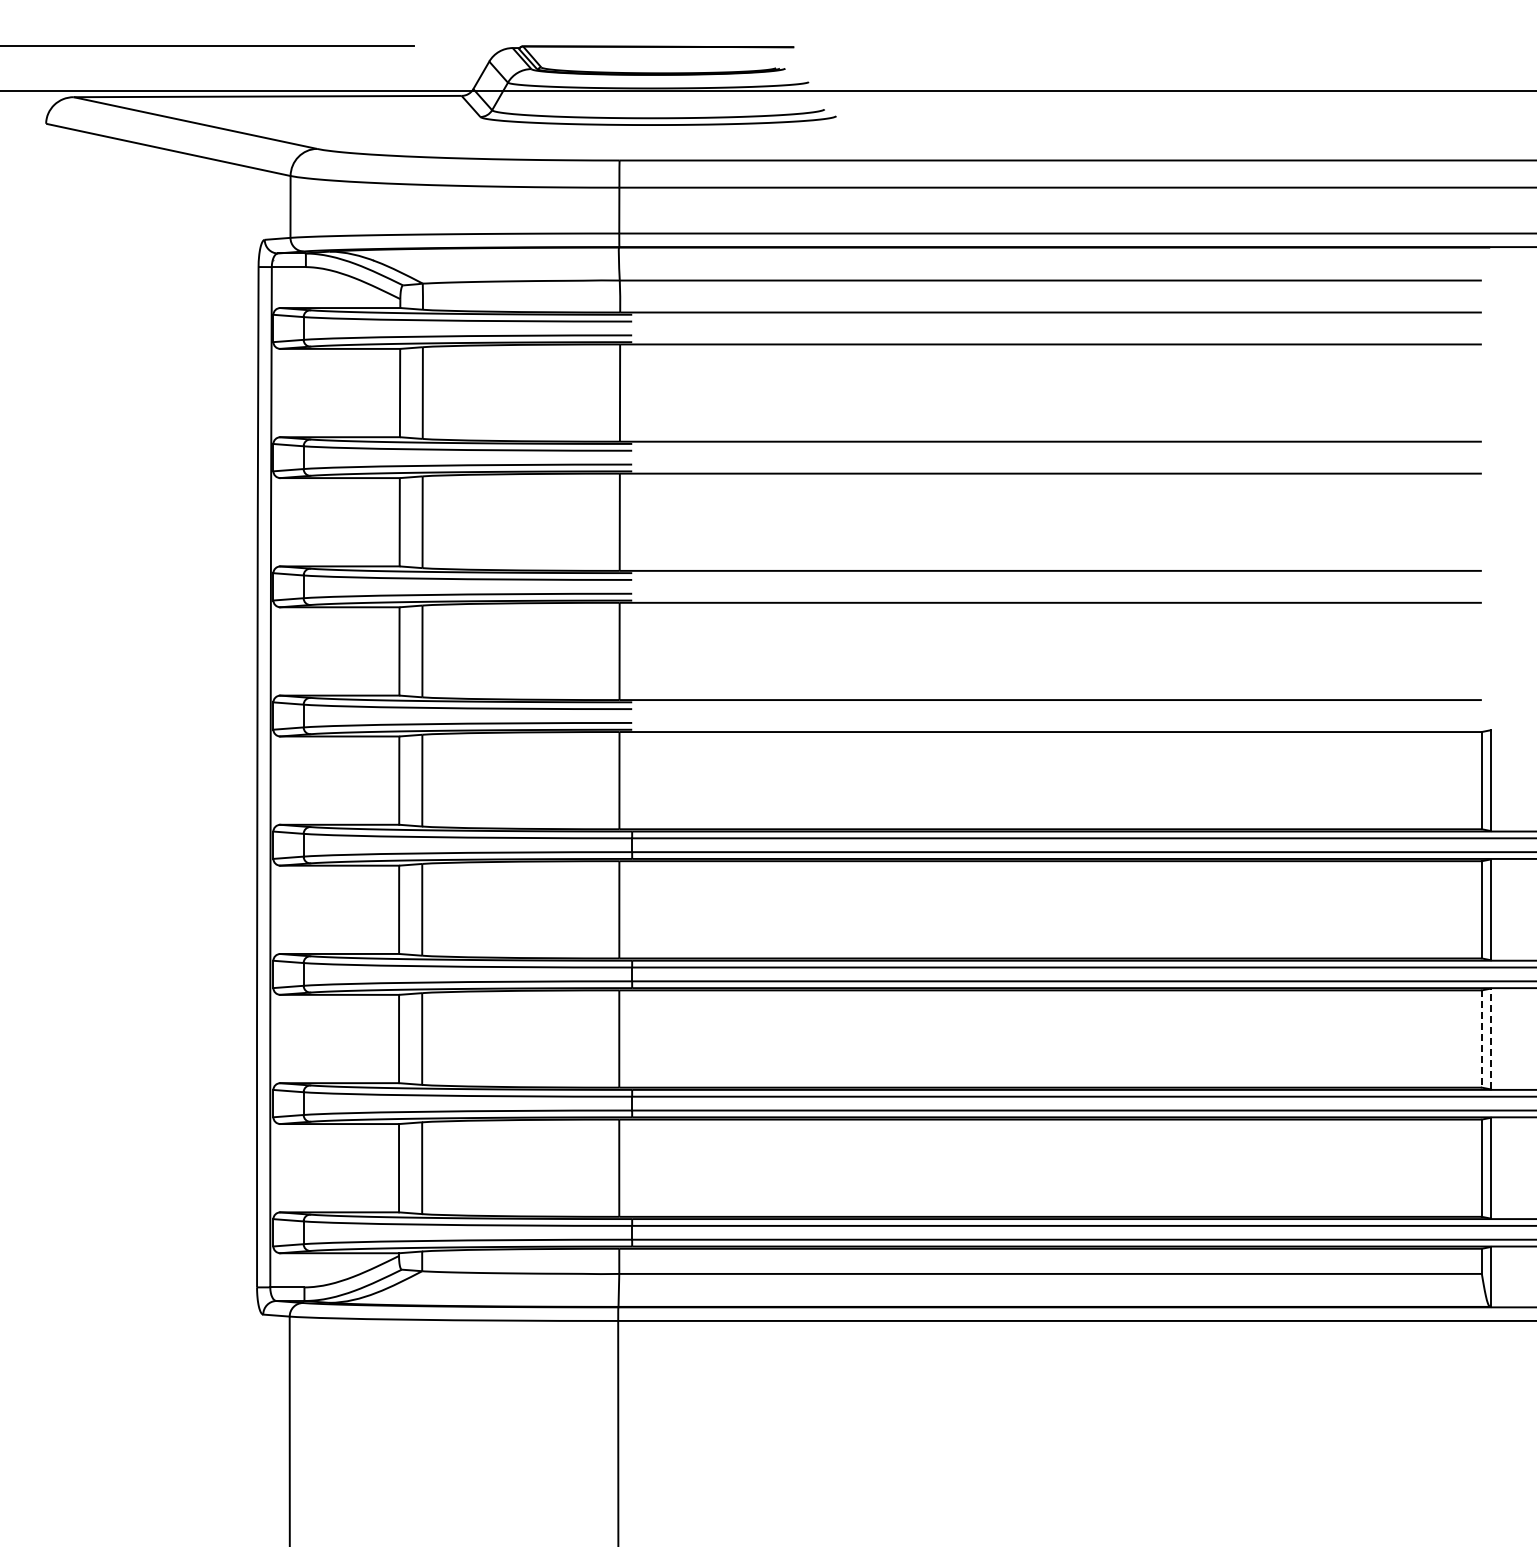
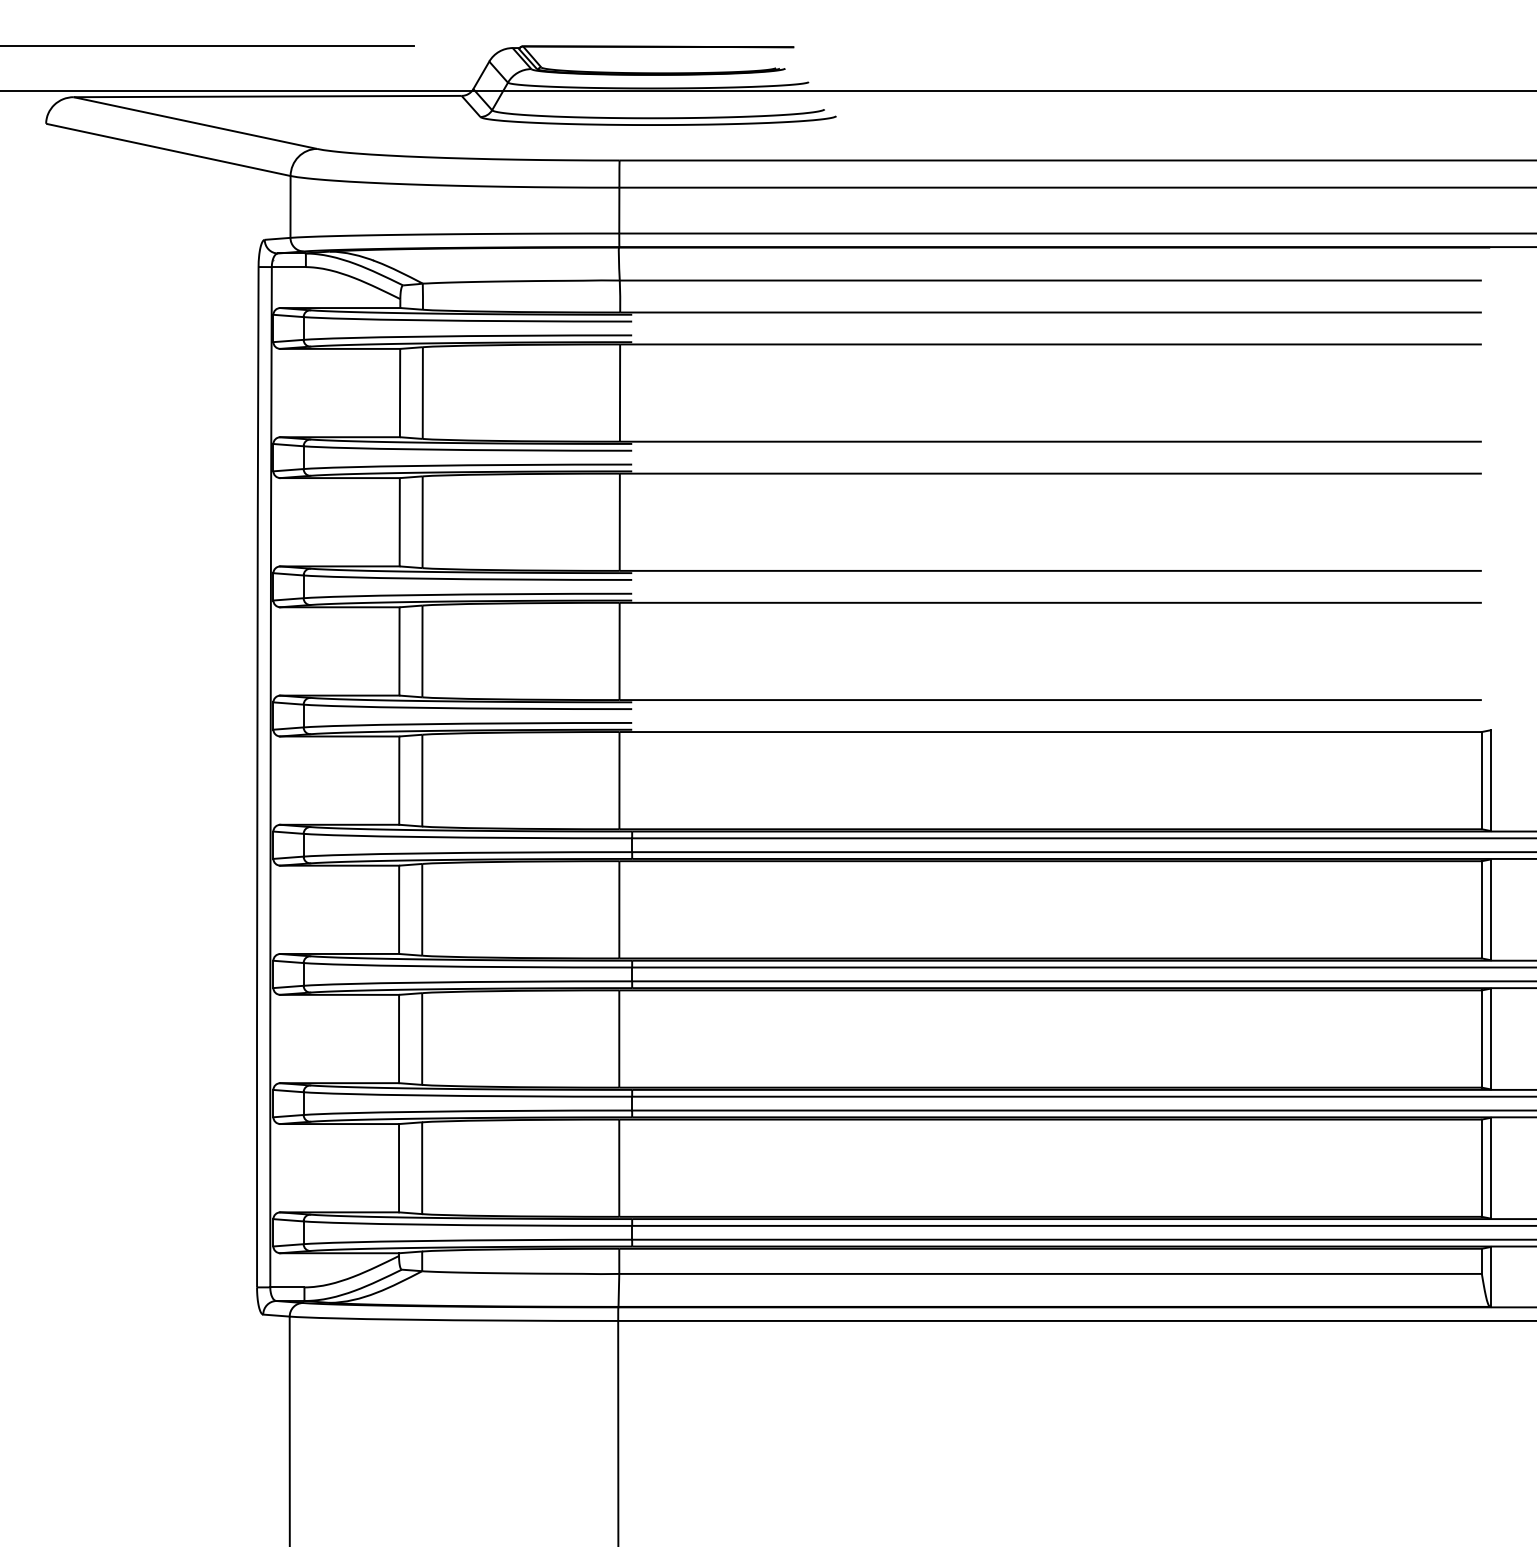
line: dashed -> solid (1490, 1038)
line: dashed -> solid (1481, 1039)
